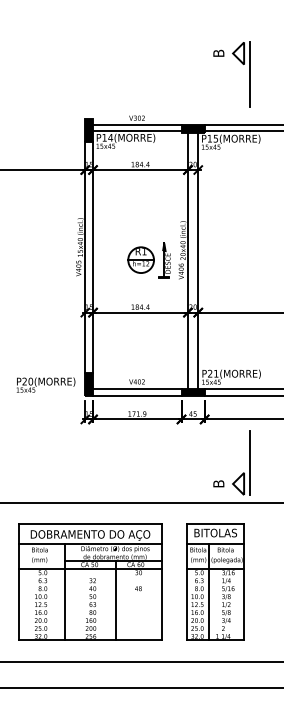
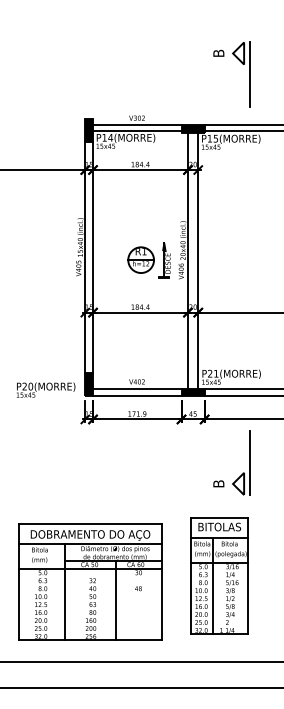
text position: (45, 384) -> (45, 389) (45, 389)
line: present -> none (141, 502)
part position: (215, 581) -> (219, 575) (219, 575)
